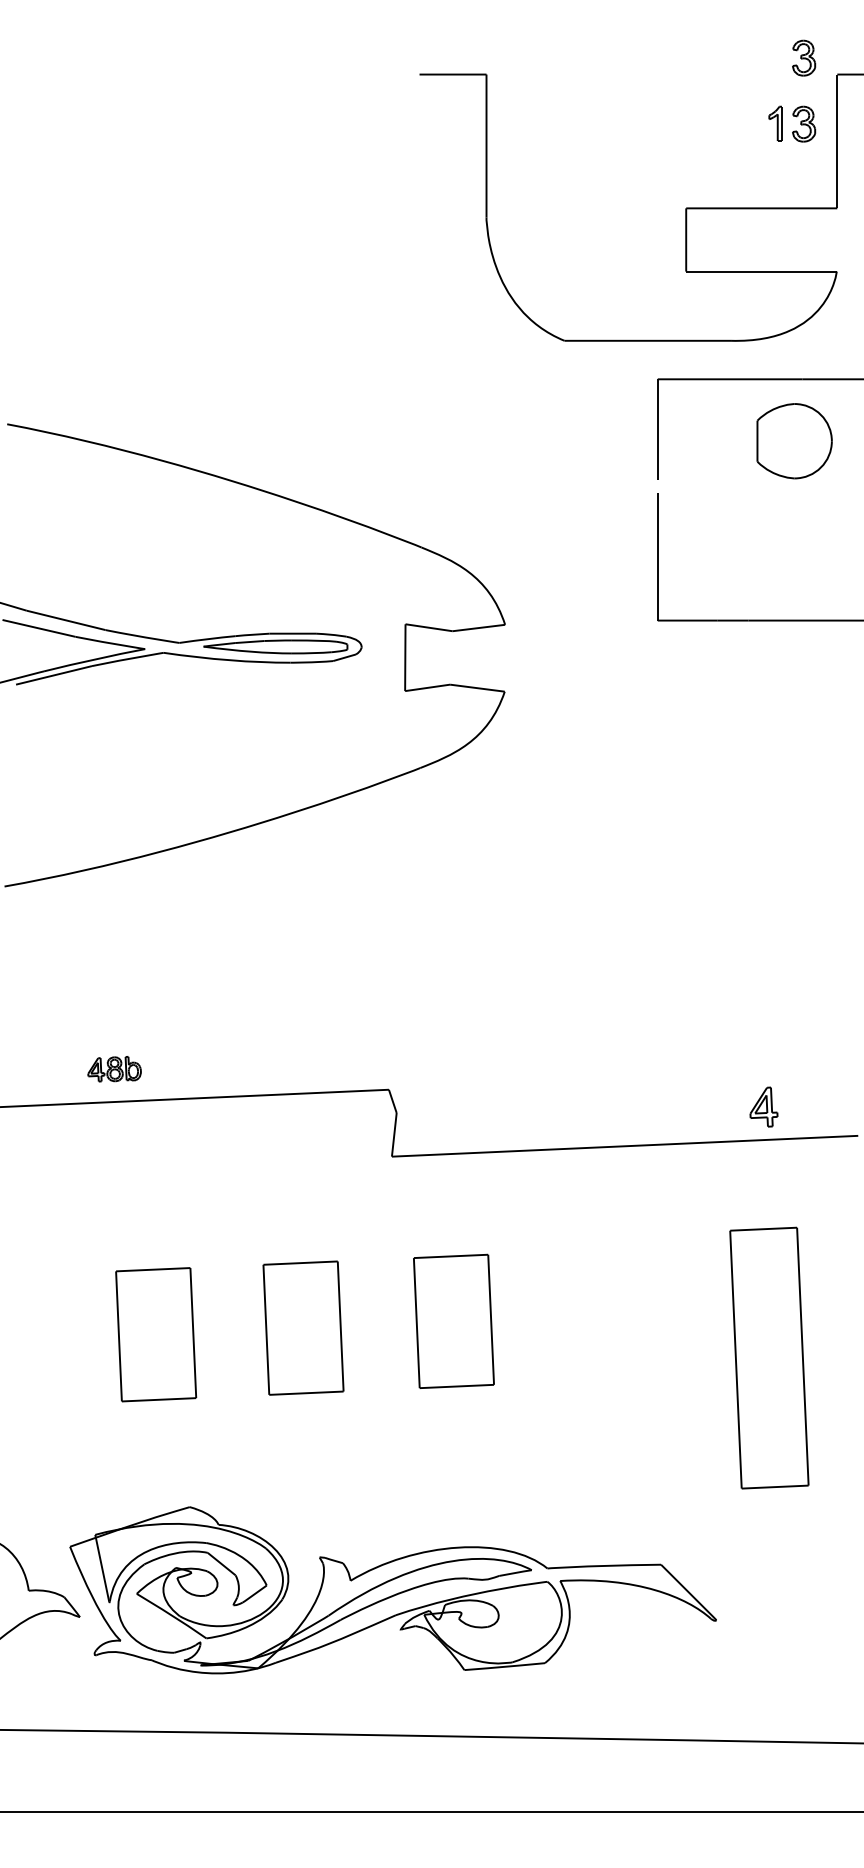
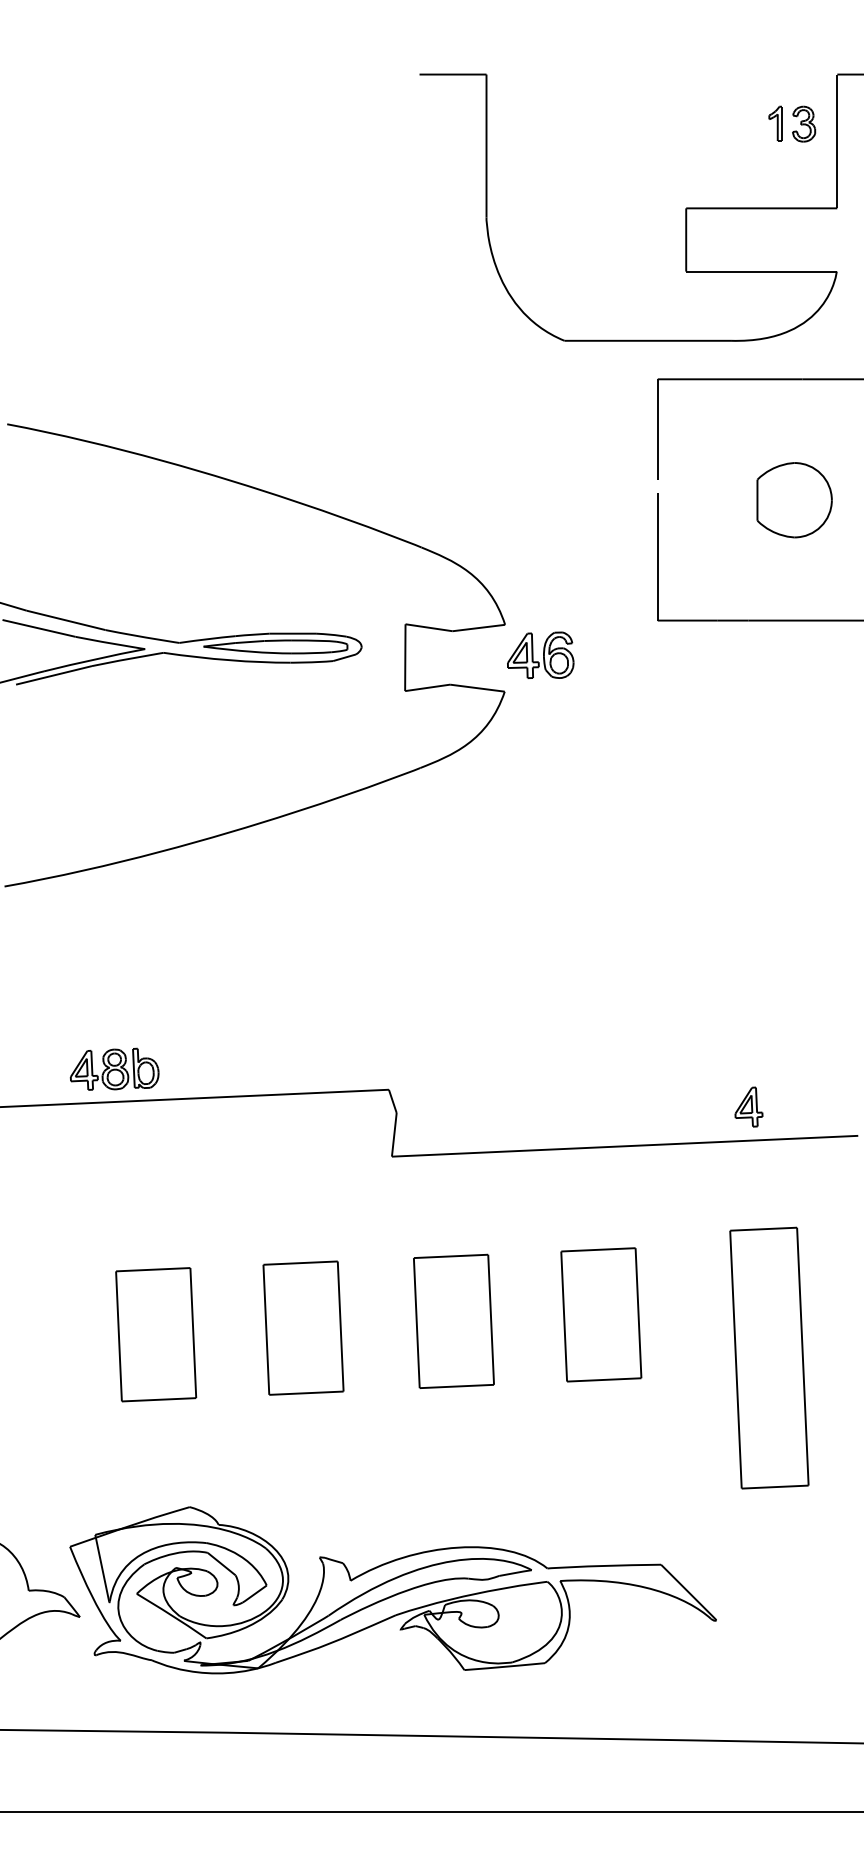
part: present -> none (804, 57)
part position: (794, 441) -> (794, 500) (794, 500)
part: none -> present (540, 654)
part size: 55x27 px -> 91x44 px (114, 1068)
part position: (763, 1106) -> (748, 1106) (748, 1106)
part: none -> present (601, 1314)
